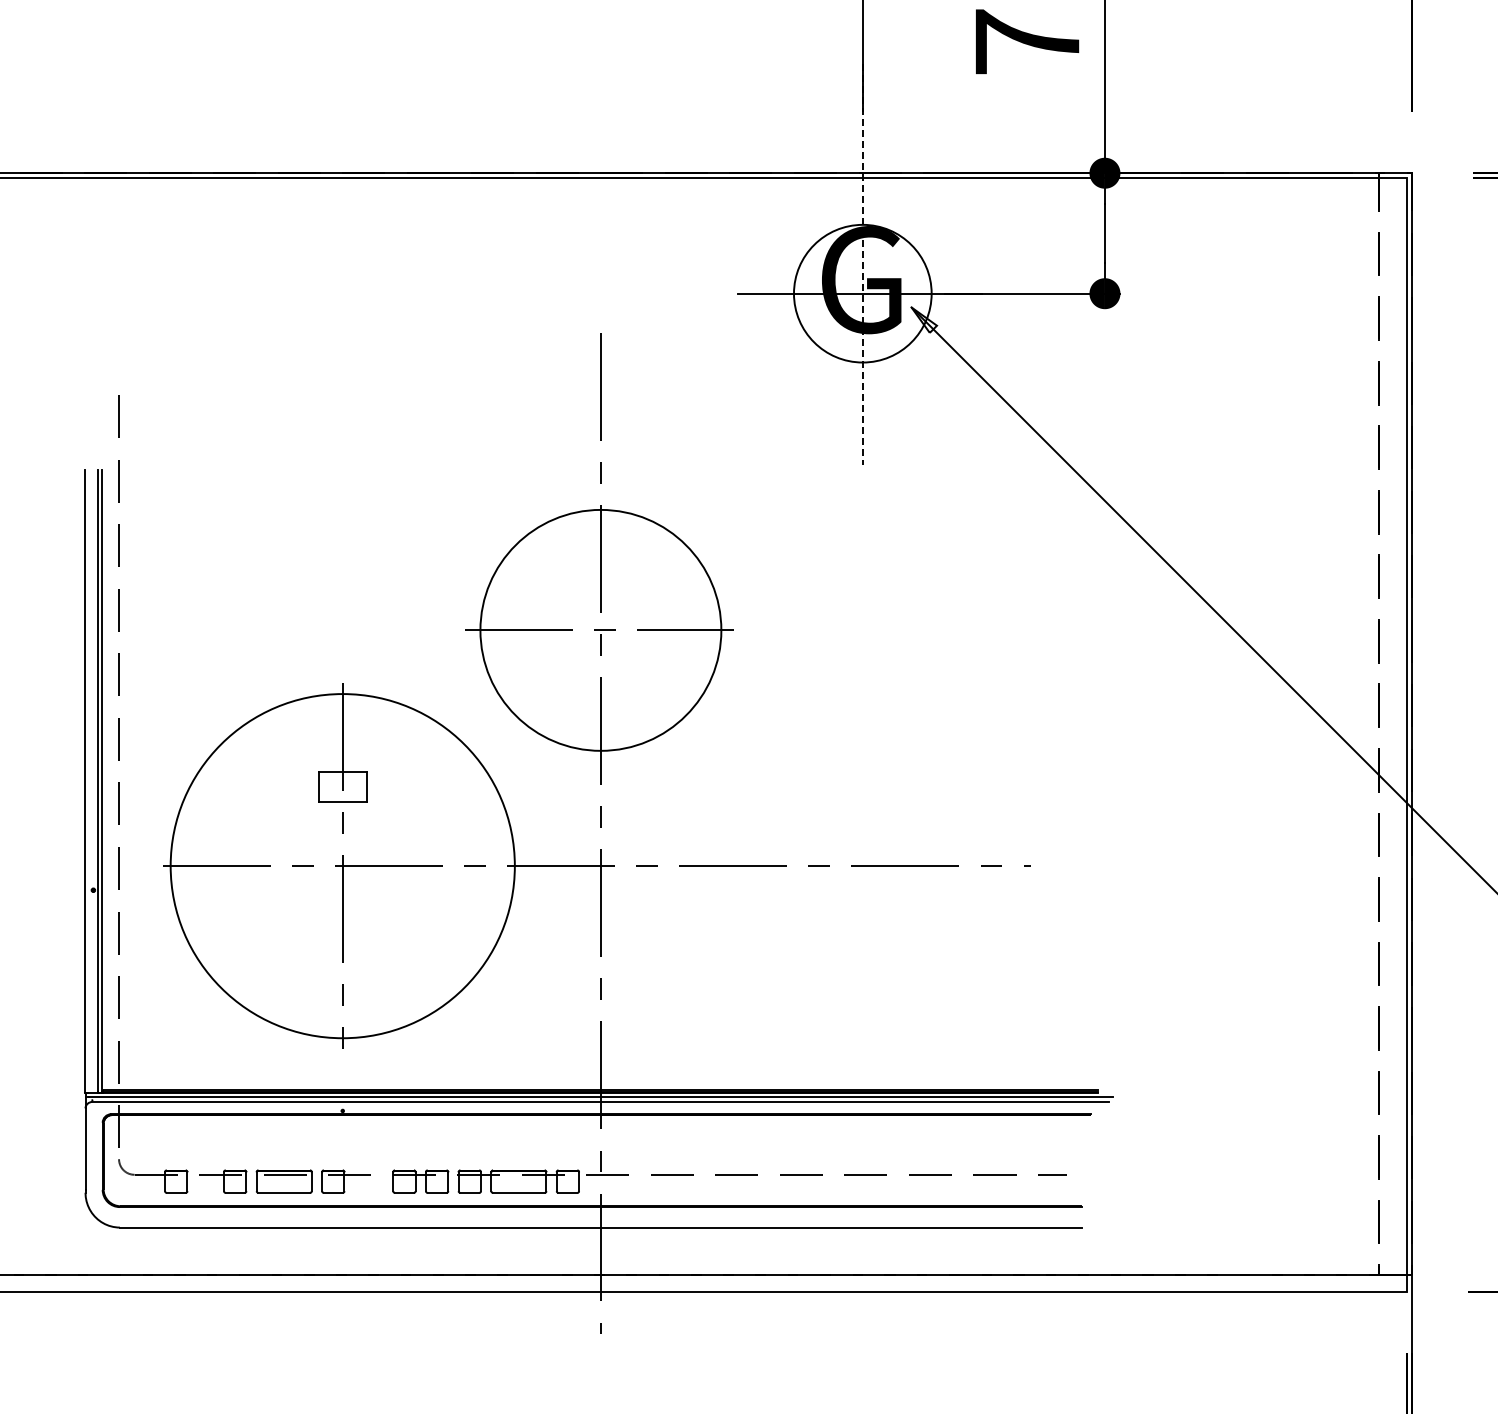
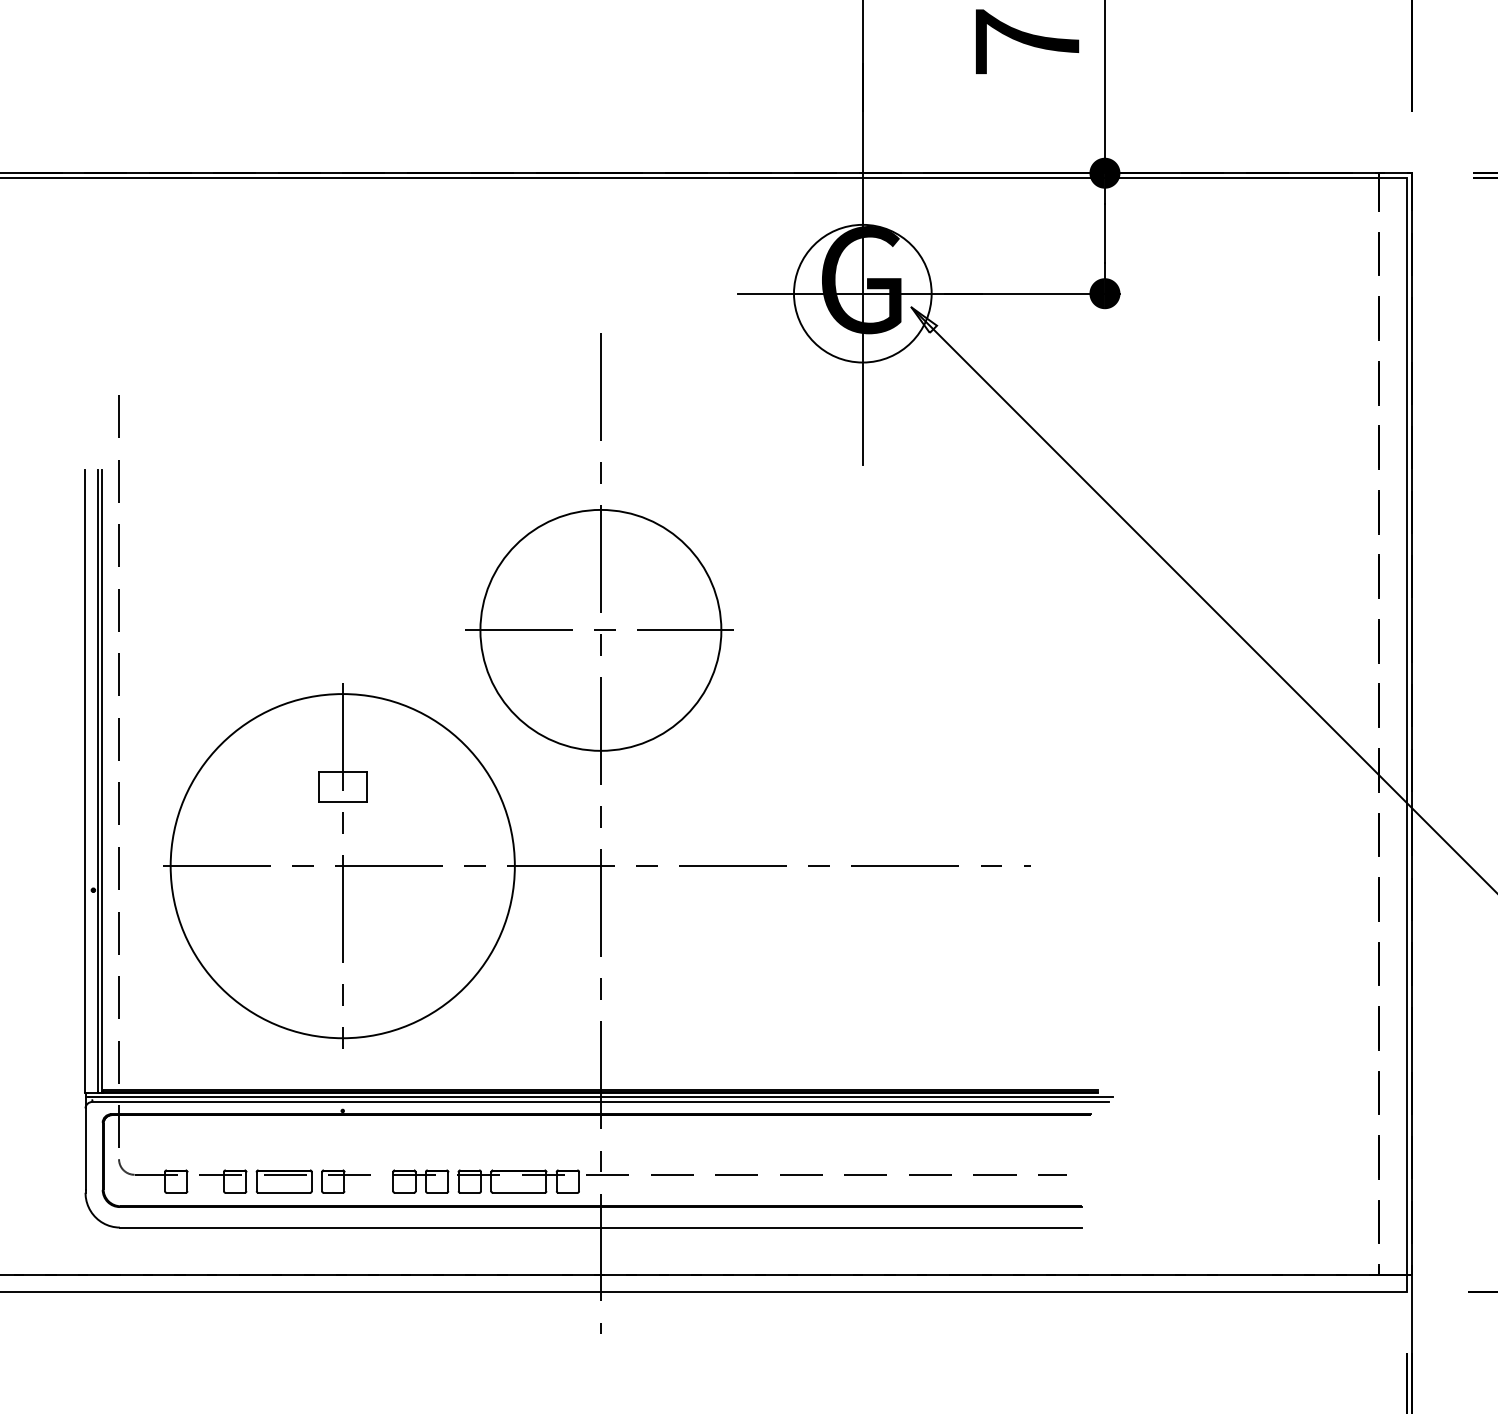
line: dashed -> solid (862, 264)
